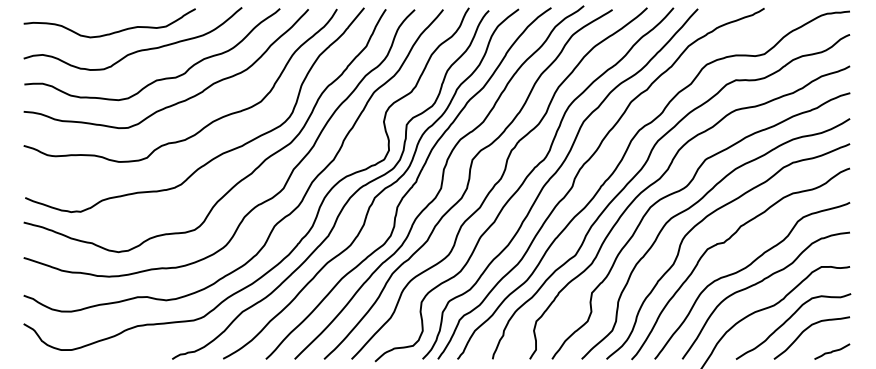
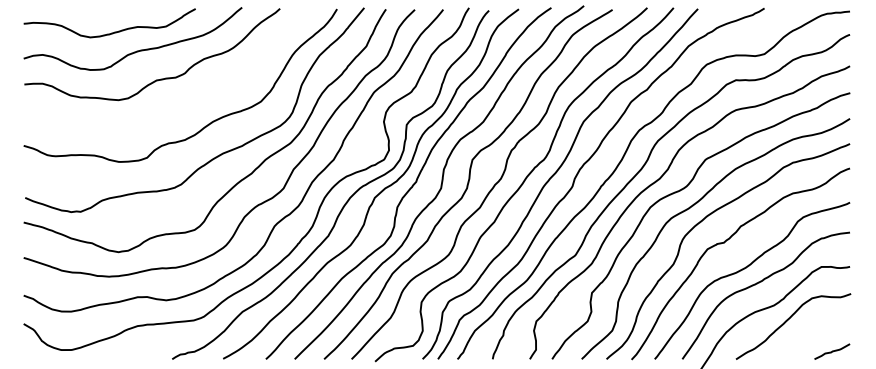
curve: present -> none (178, 101)
curve: present -> none (806, 330)
